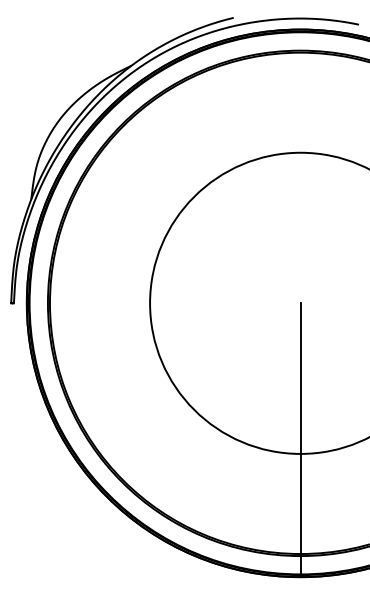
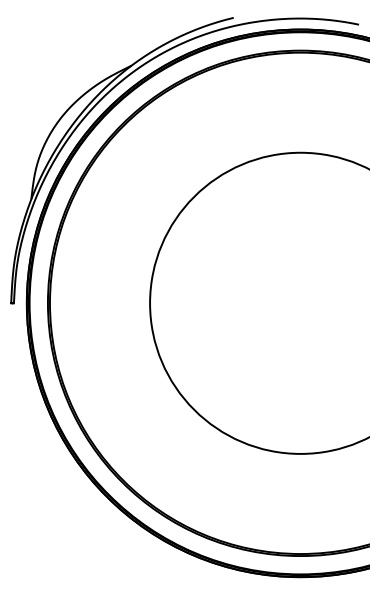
line: present -> none (300, 440)
